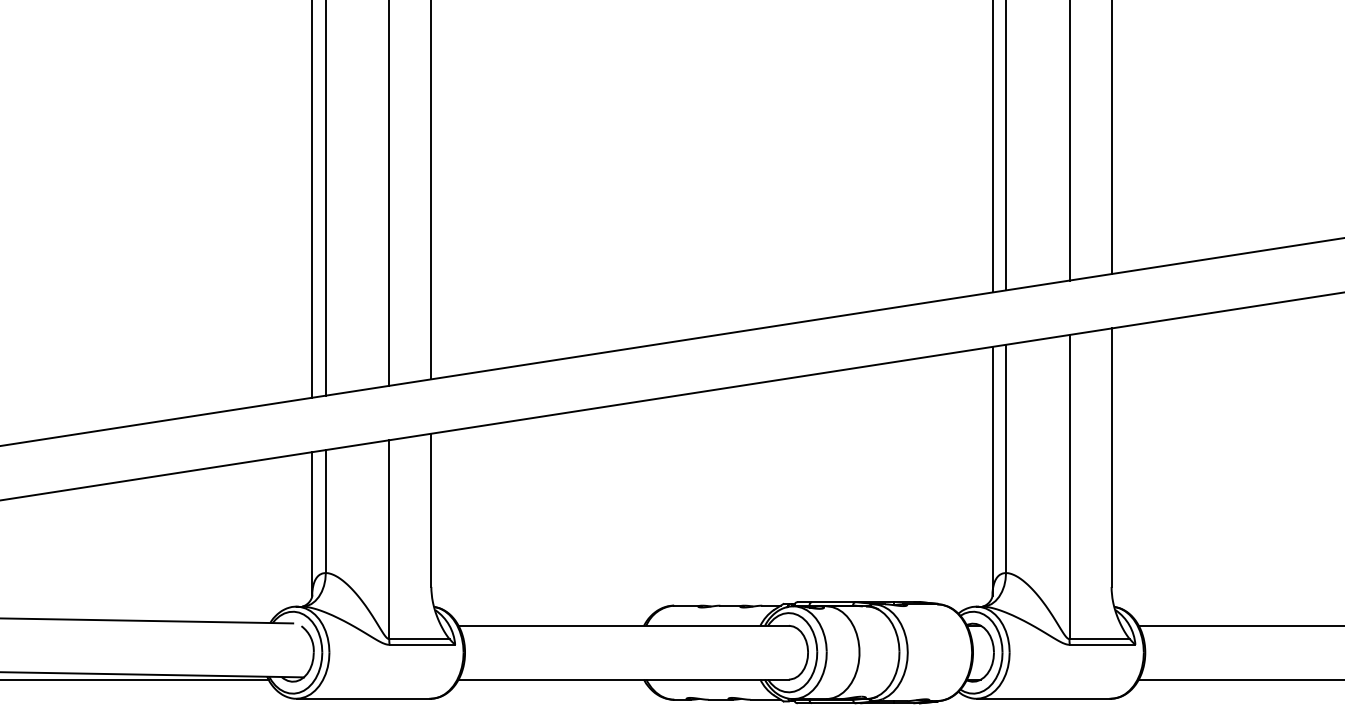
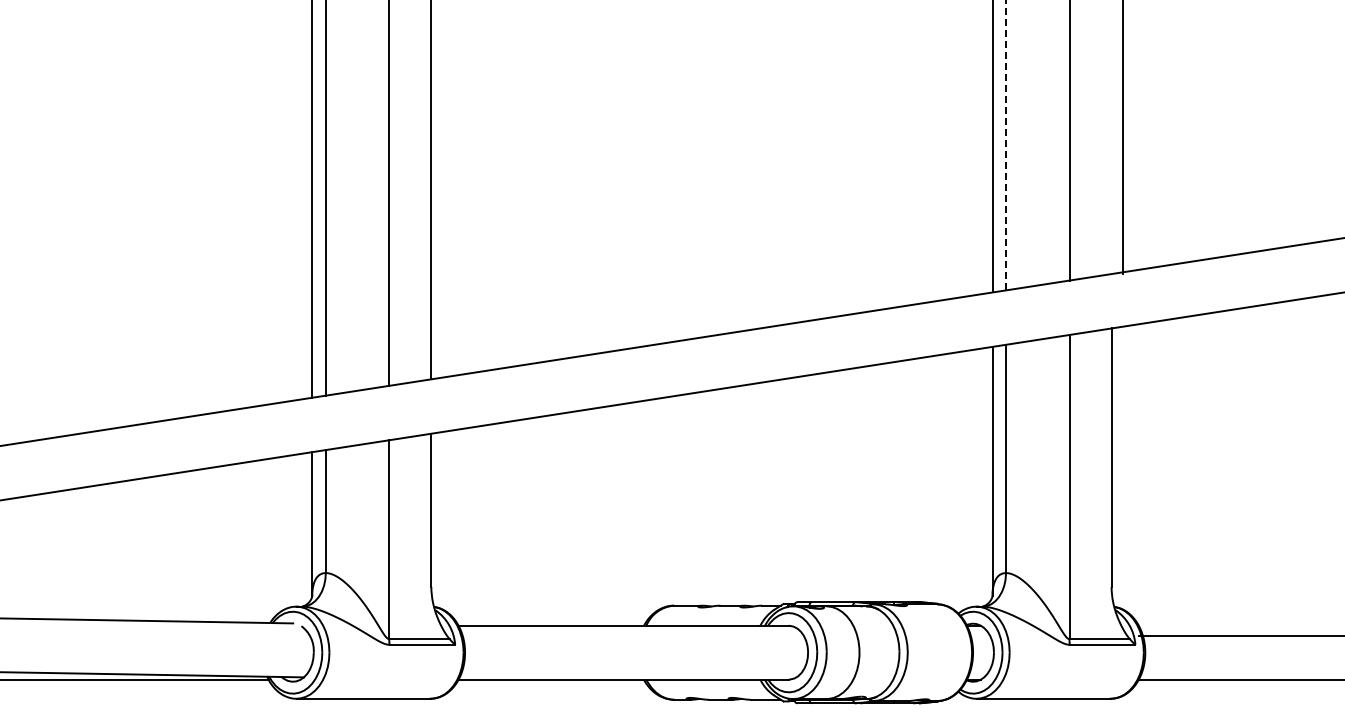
line position: (1111, 138) -> (1122, 138) (1122, 138)
line: solid -> dashed (1006, 145)
line position: (1239, 625) -> (1239, 635) (1239, 635)
